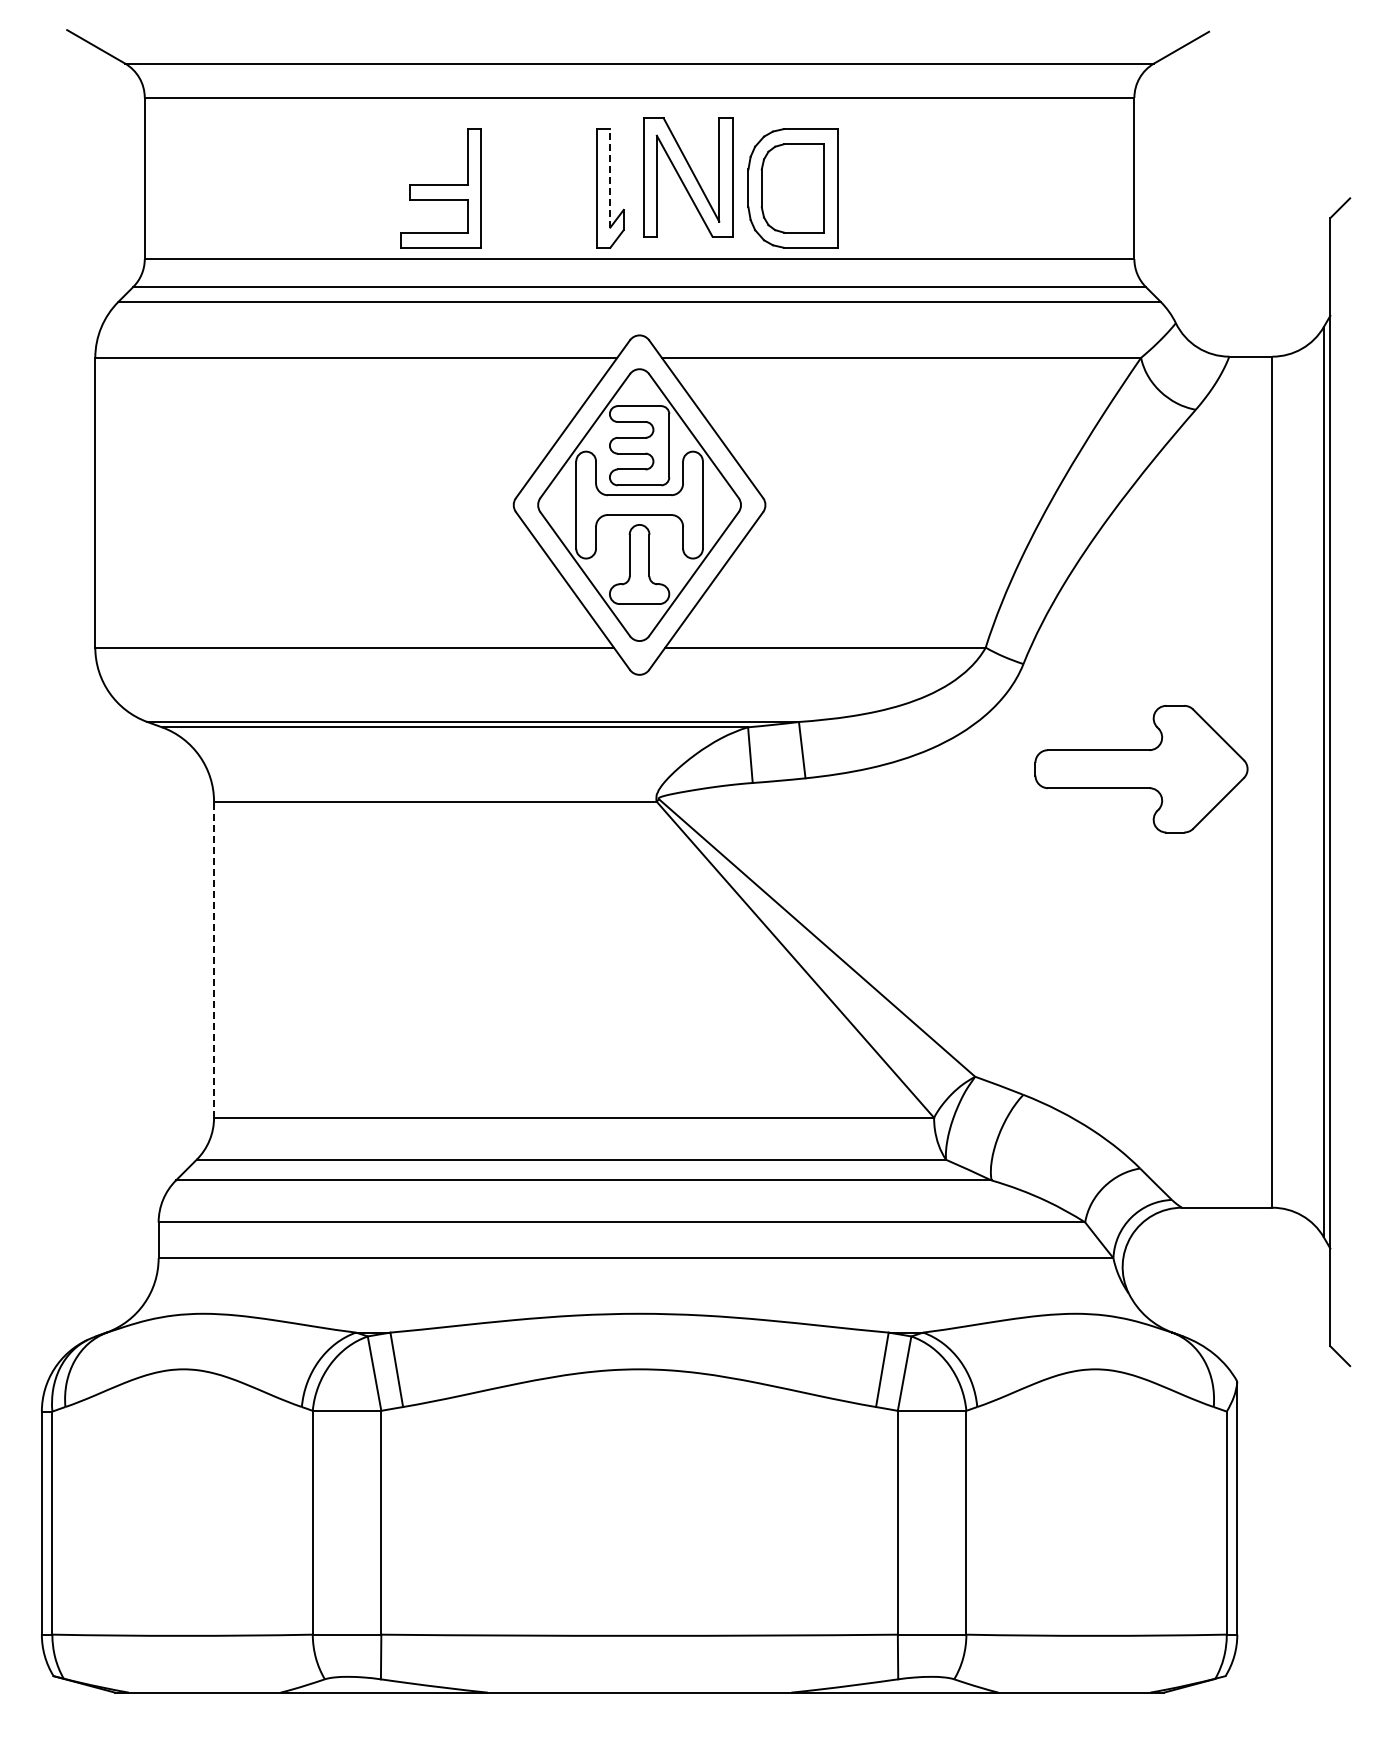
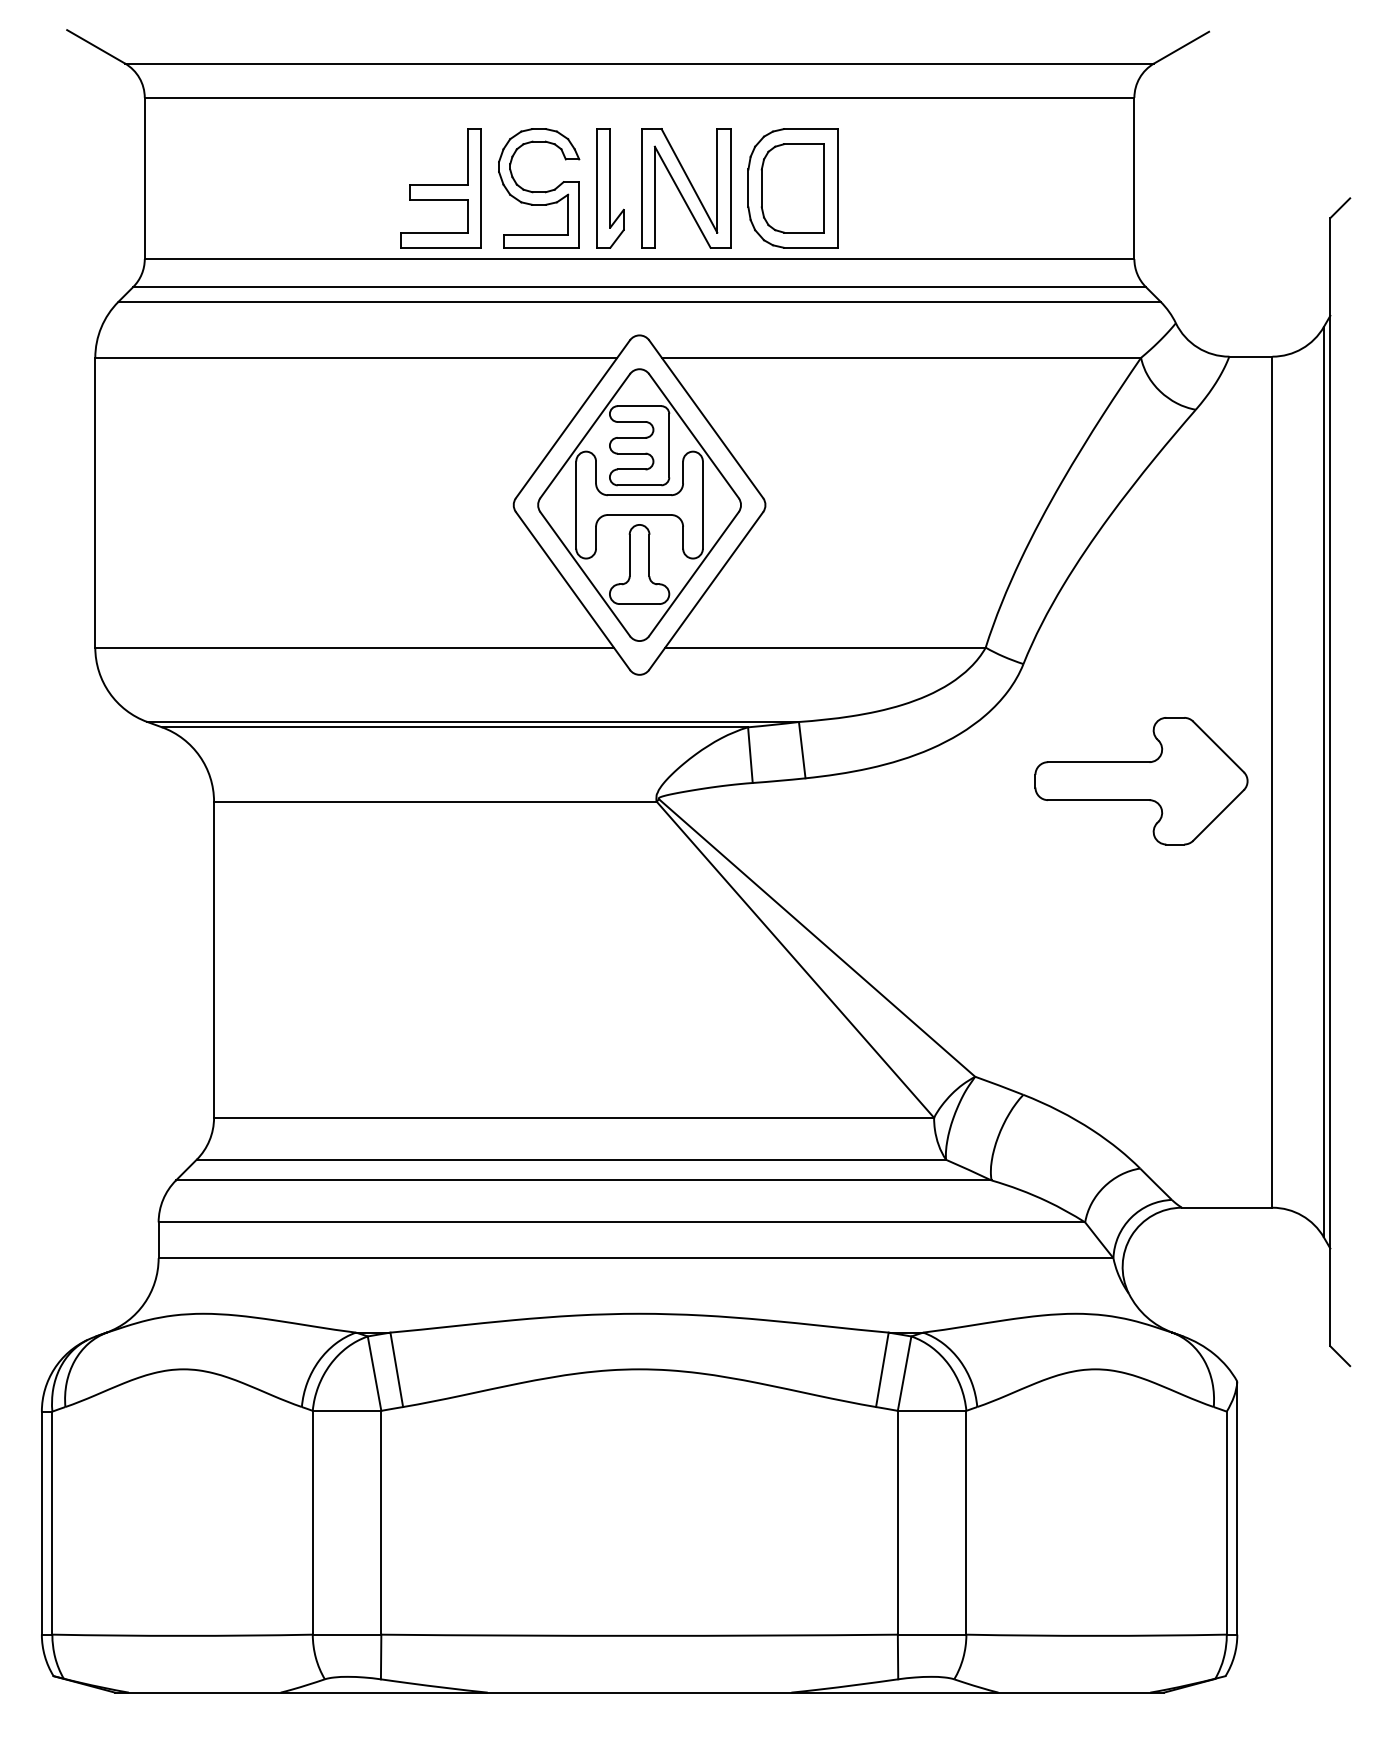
line: dashed -> solid (610, 177)
part position: (688, 177) -> (686, 188) (686, 188)
part: none -> present (539, 188)
part position: (1141, 769) -> (1141, 781) (1141, 781)
line: dashed -> solid (214, 959)
